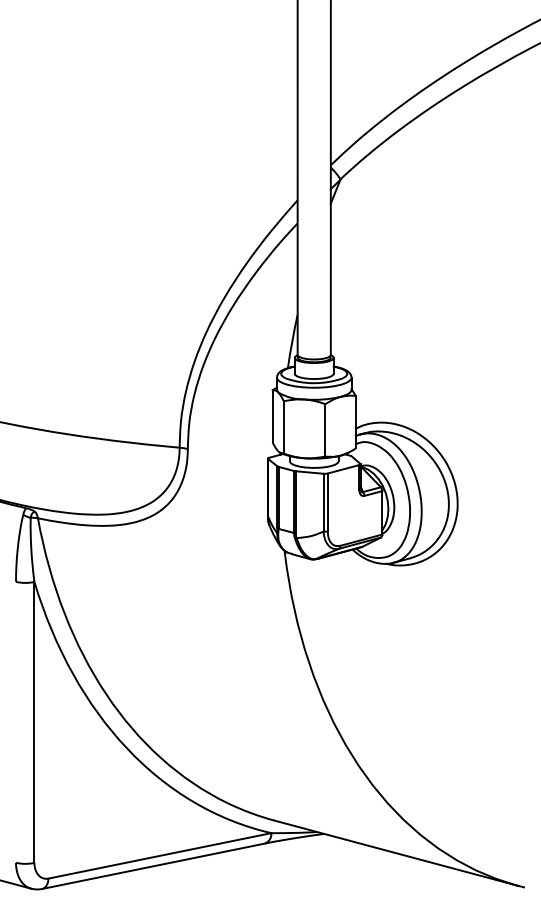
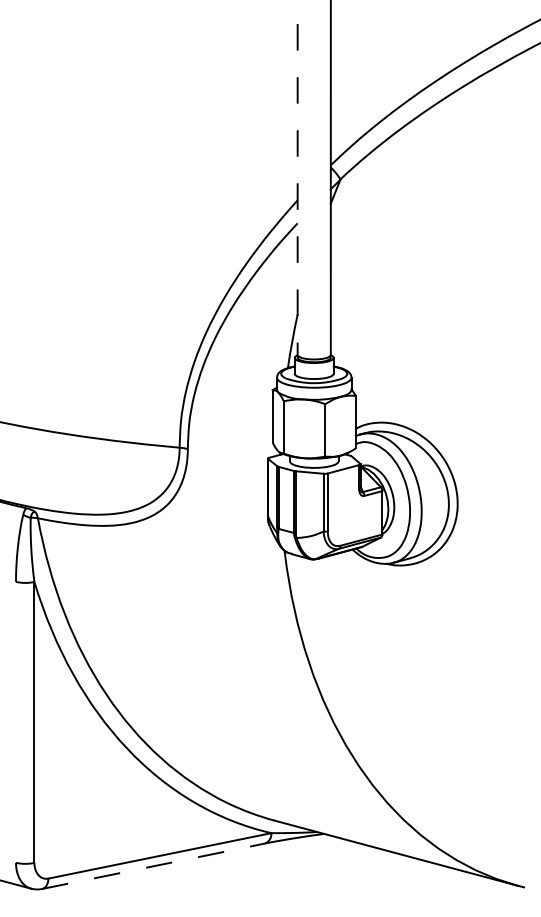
line: solid -> dashed (297, 178)
line: solid -> dashed (153, 866)
